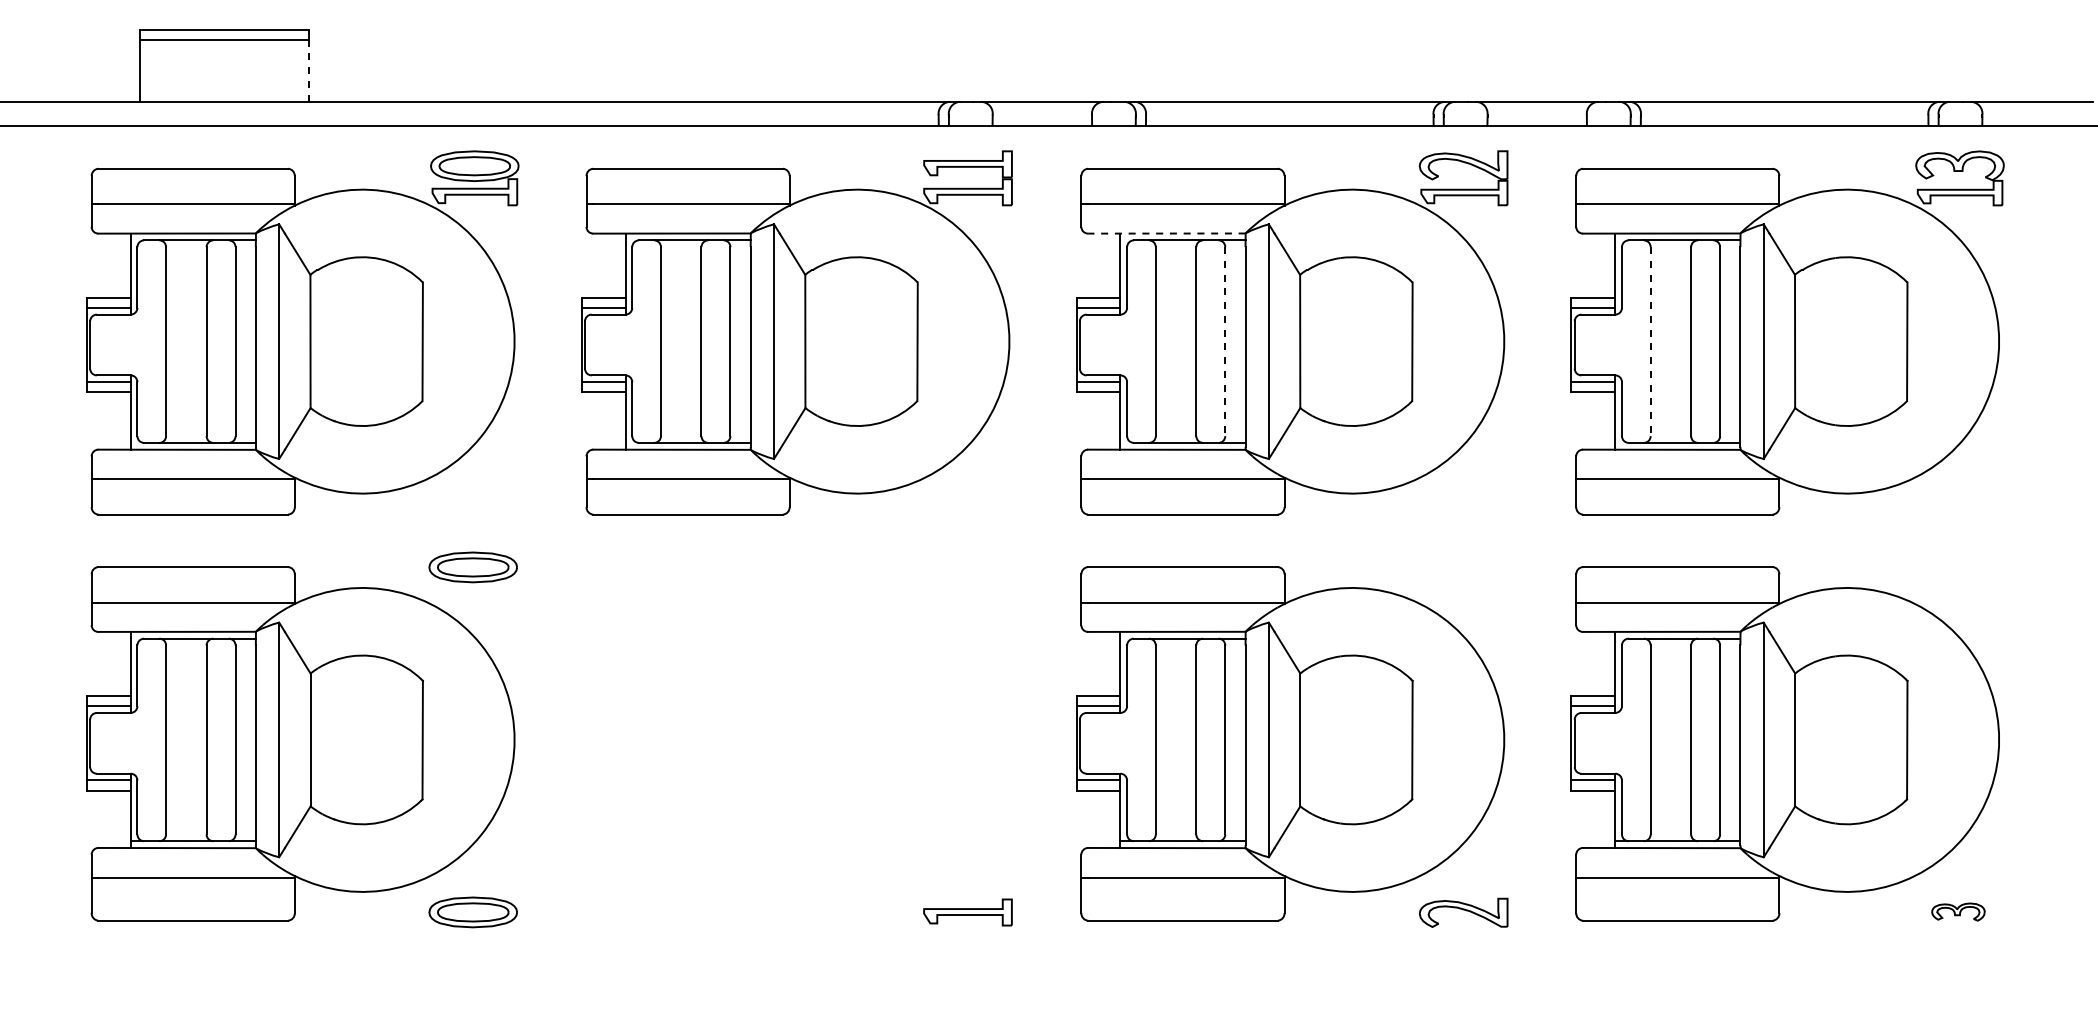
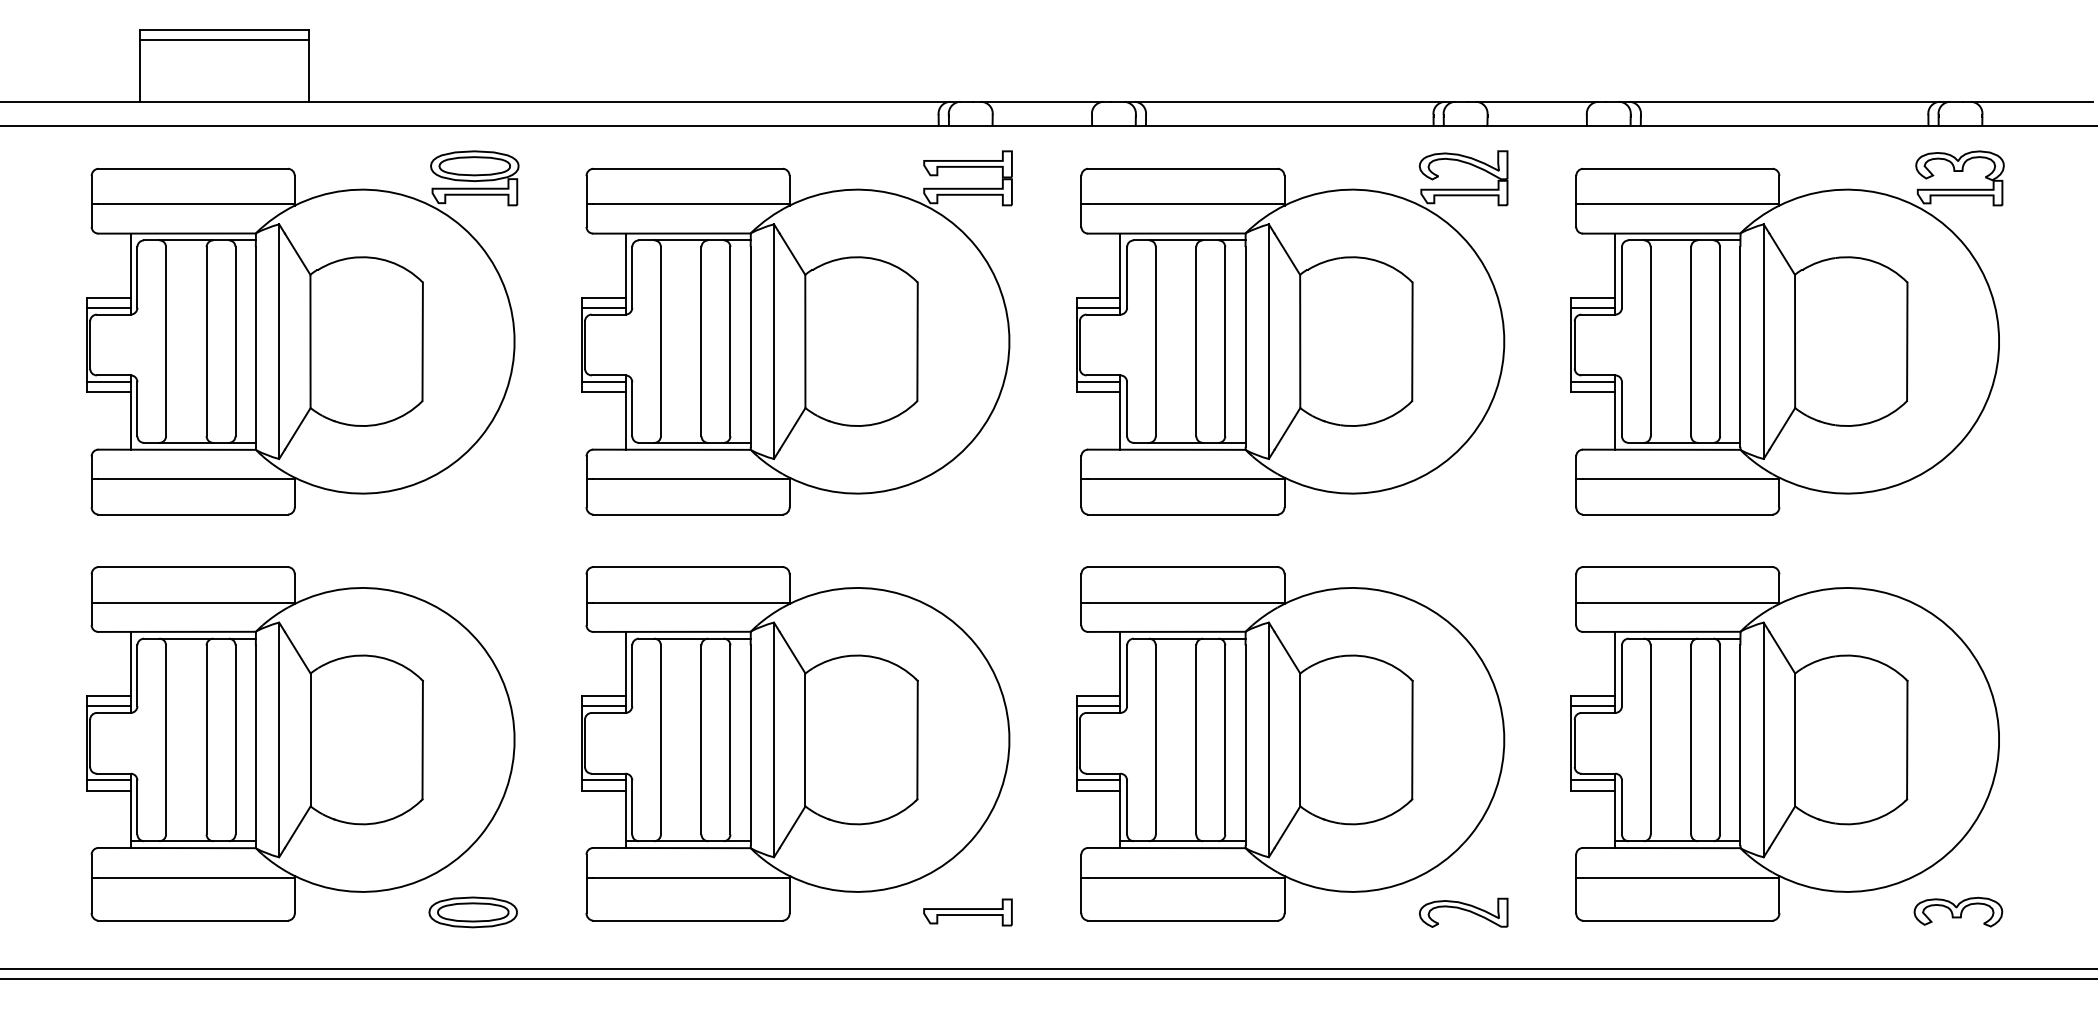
line: dashed -> solid (309, 70)
line: dashed -> solid (1166, 233)
line: dashed -> solid (1225, 341)
line: dashed -> solid (1650, 341)
part: present -> none (472, 567)
part: none -> present (795, 743)
part size: 55x20 px -> 91x32 px (1958, 911)
line: none -> present (1048, 969)
line: none -> present (1048, 979)
